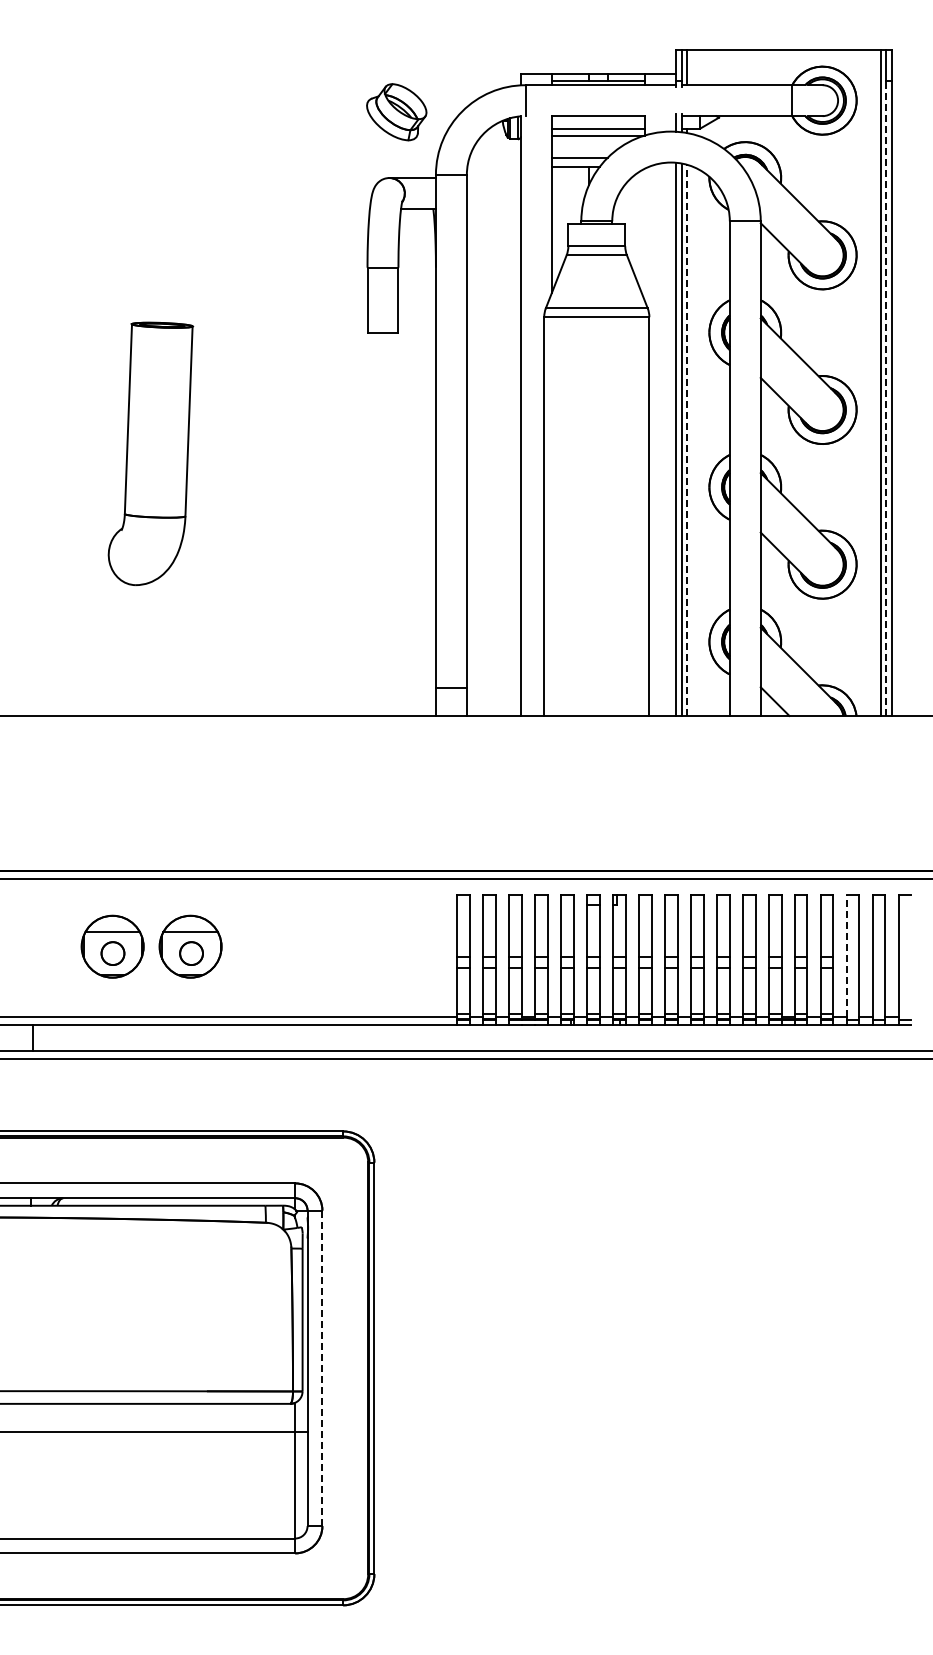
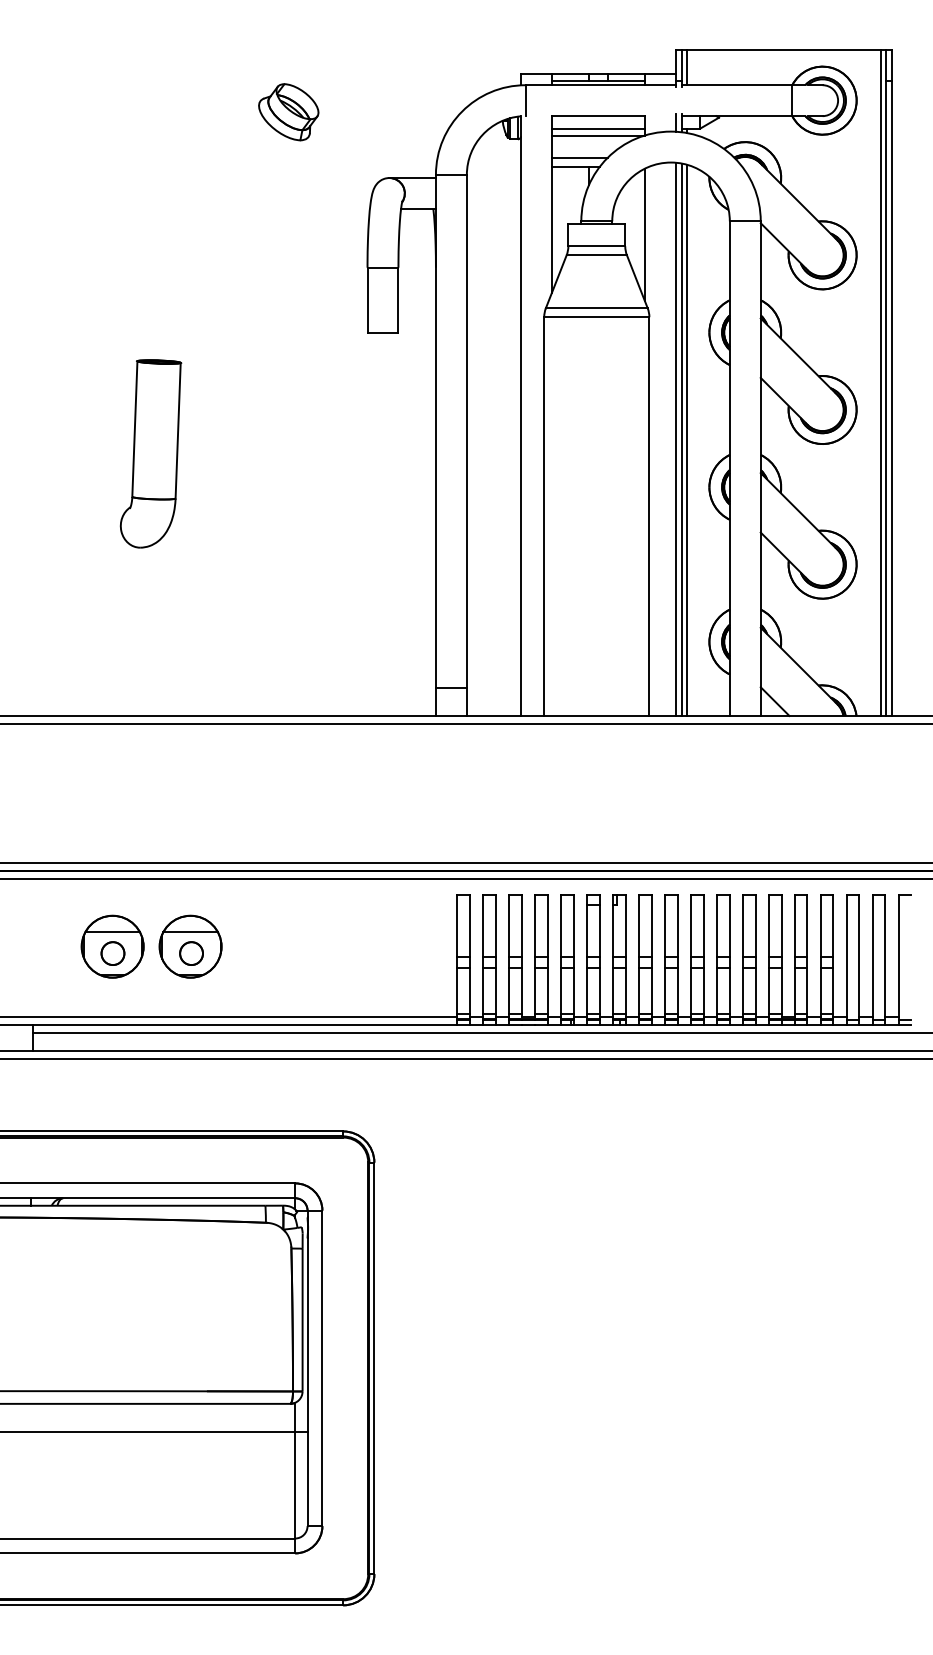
part position: (396, 112) -> (288, 112) (288, 112)
line: none -> present (644, 234)
line: dashed -> solid (886, 398)
line: dashed -> solid (686, 440)
part size: 88x265 px -> 64x190 px (150, 453)
line: none -> present (465, 724)
line: none -> present (465, 862)
line: dashed -> solid (847, 956)
line: none -> present (481, 1032)
line: dashed -> solid (322, 1368)
